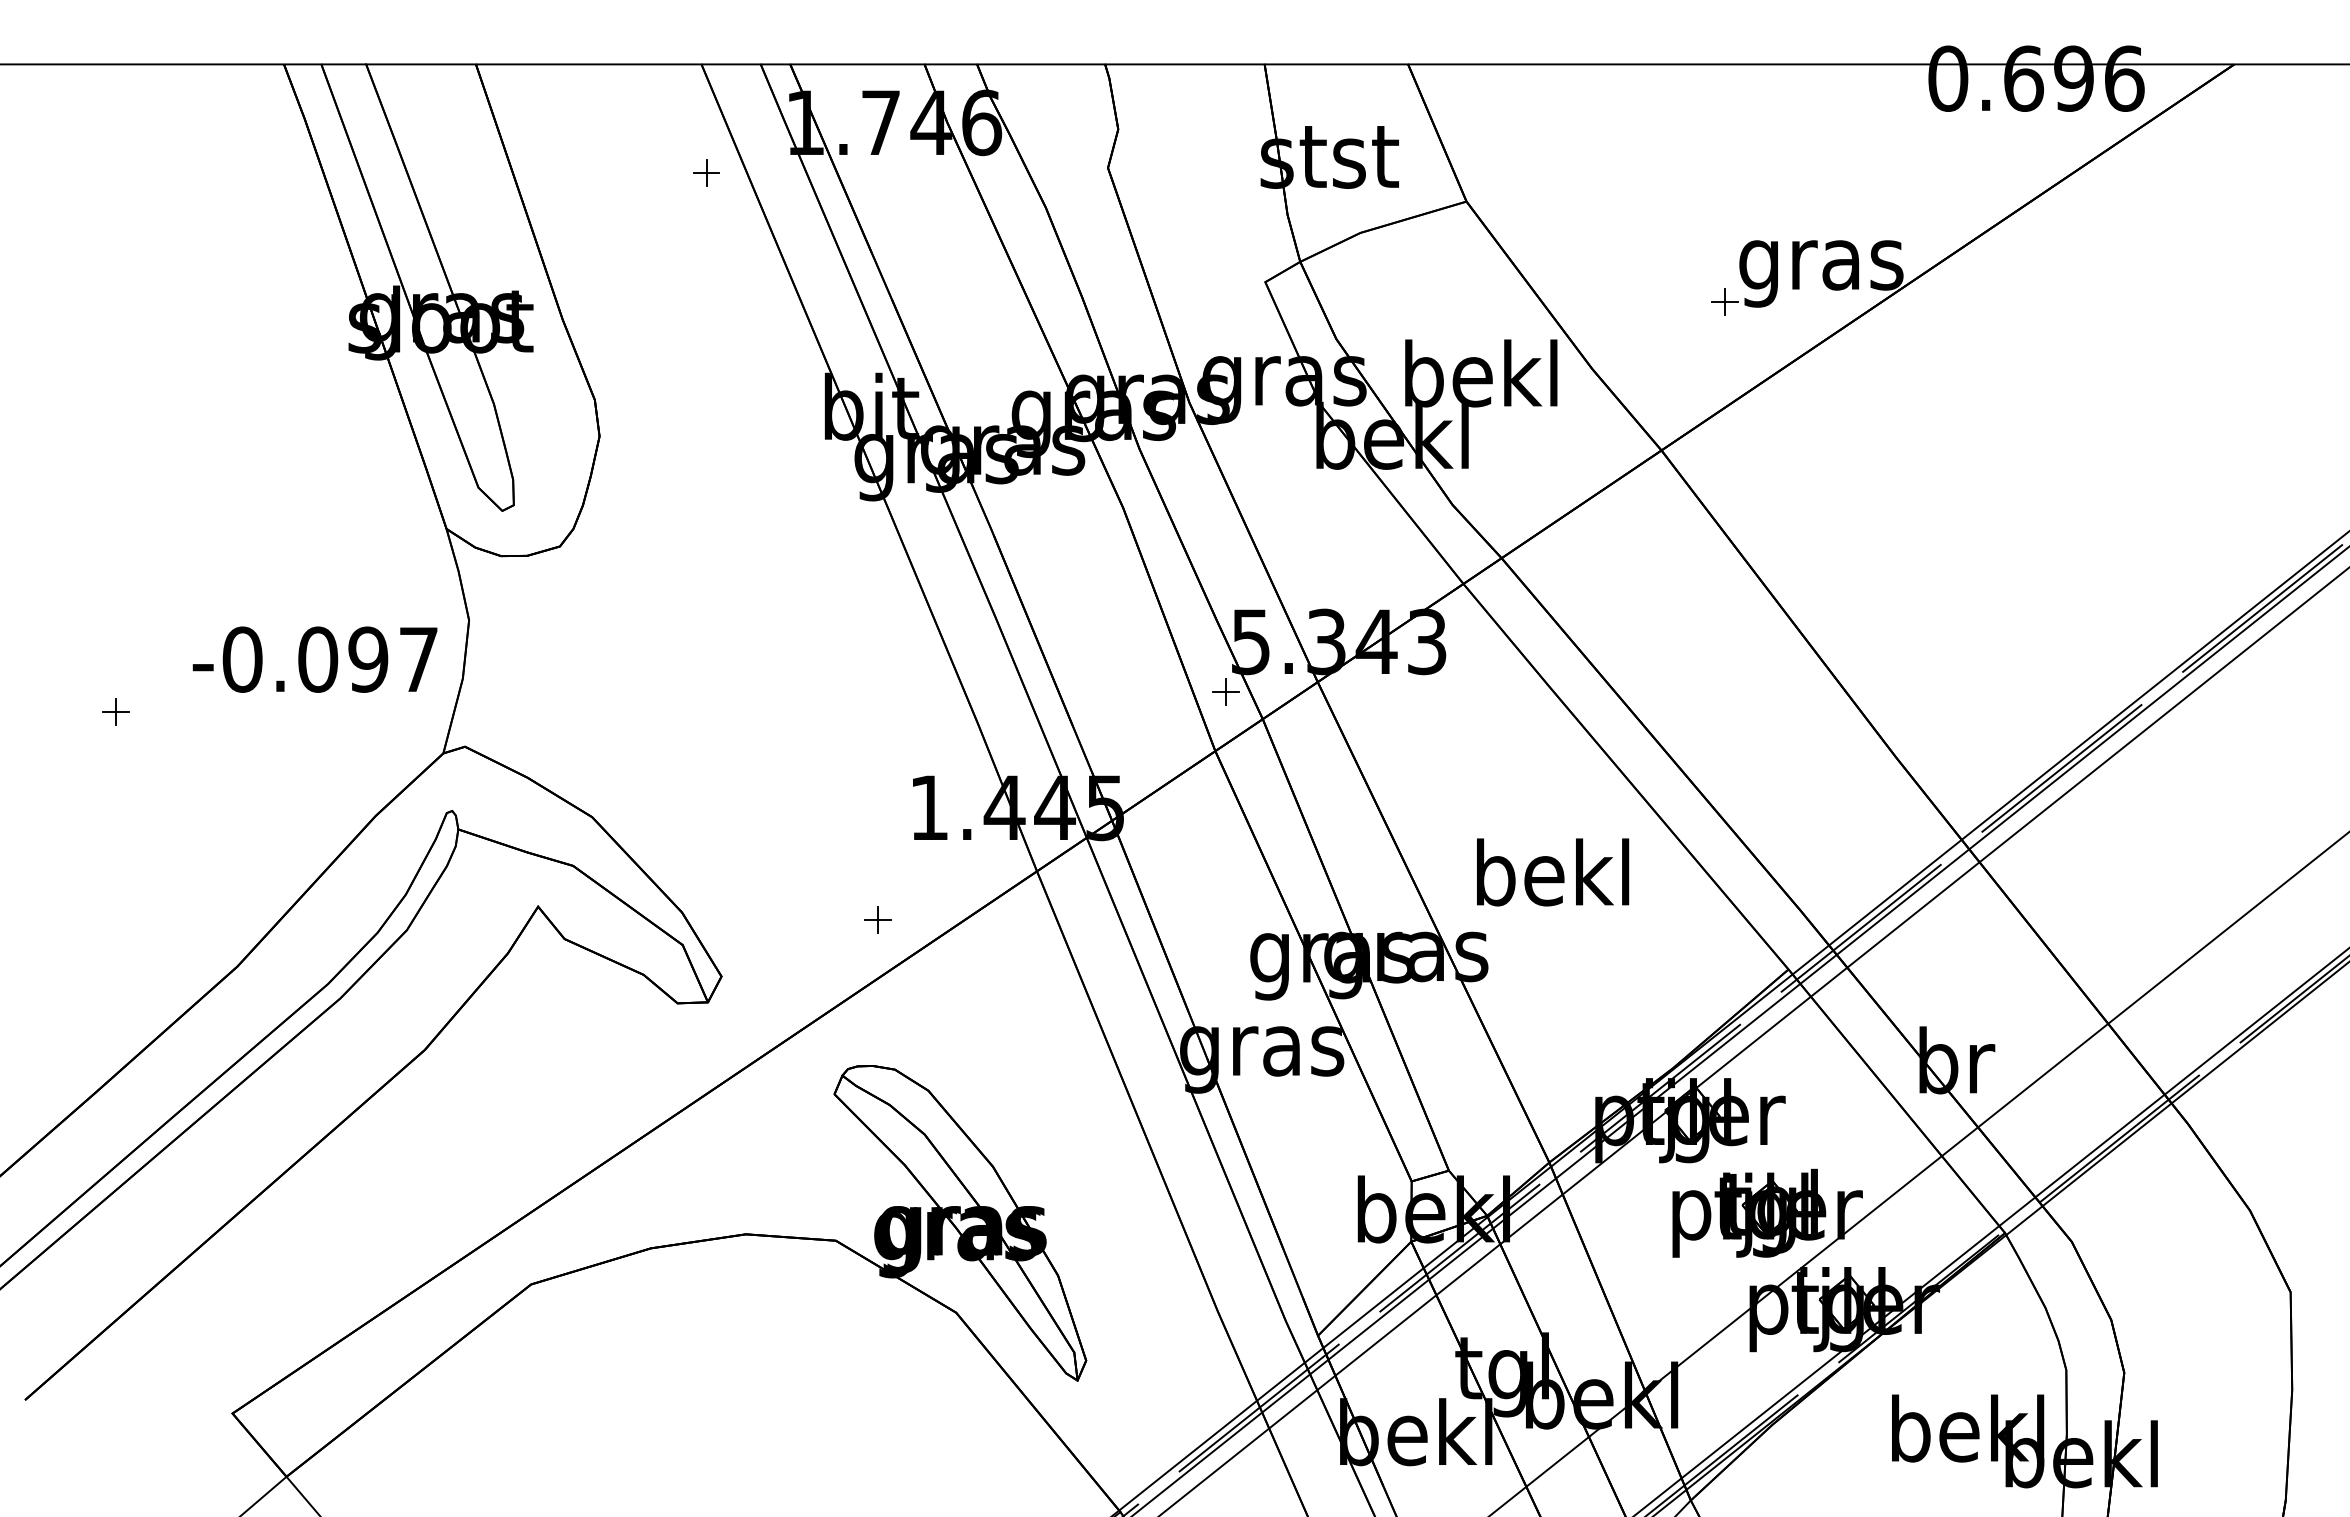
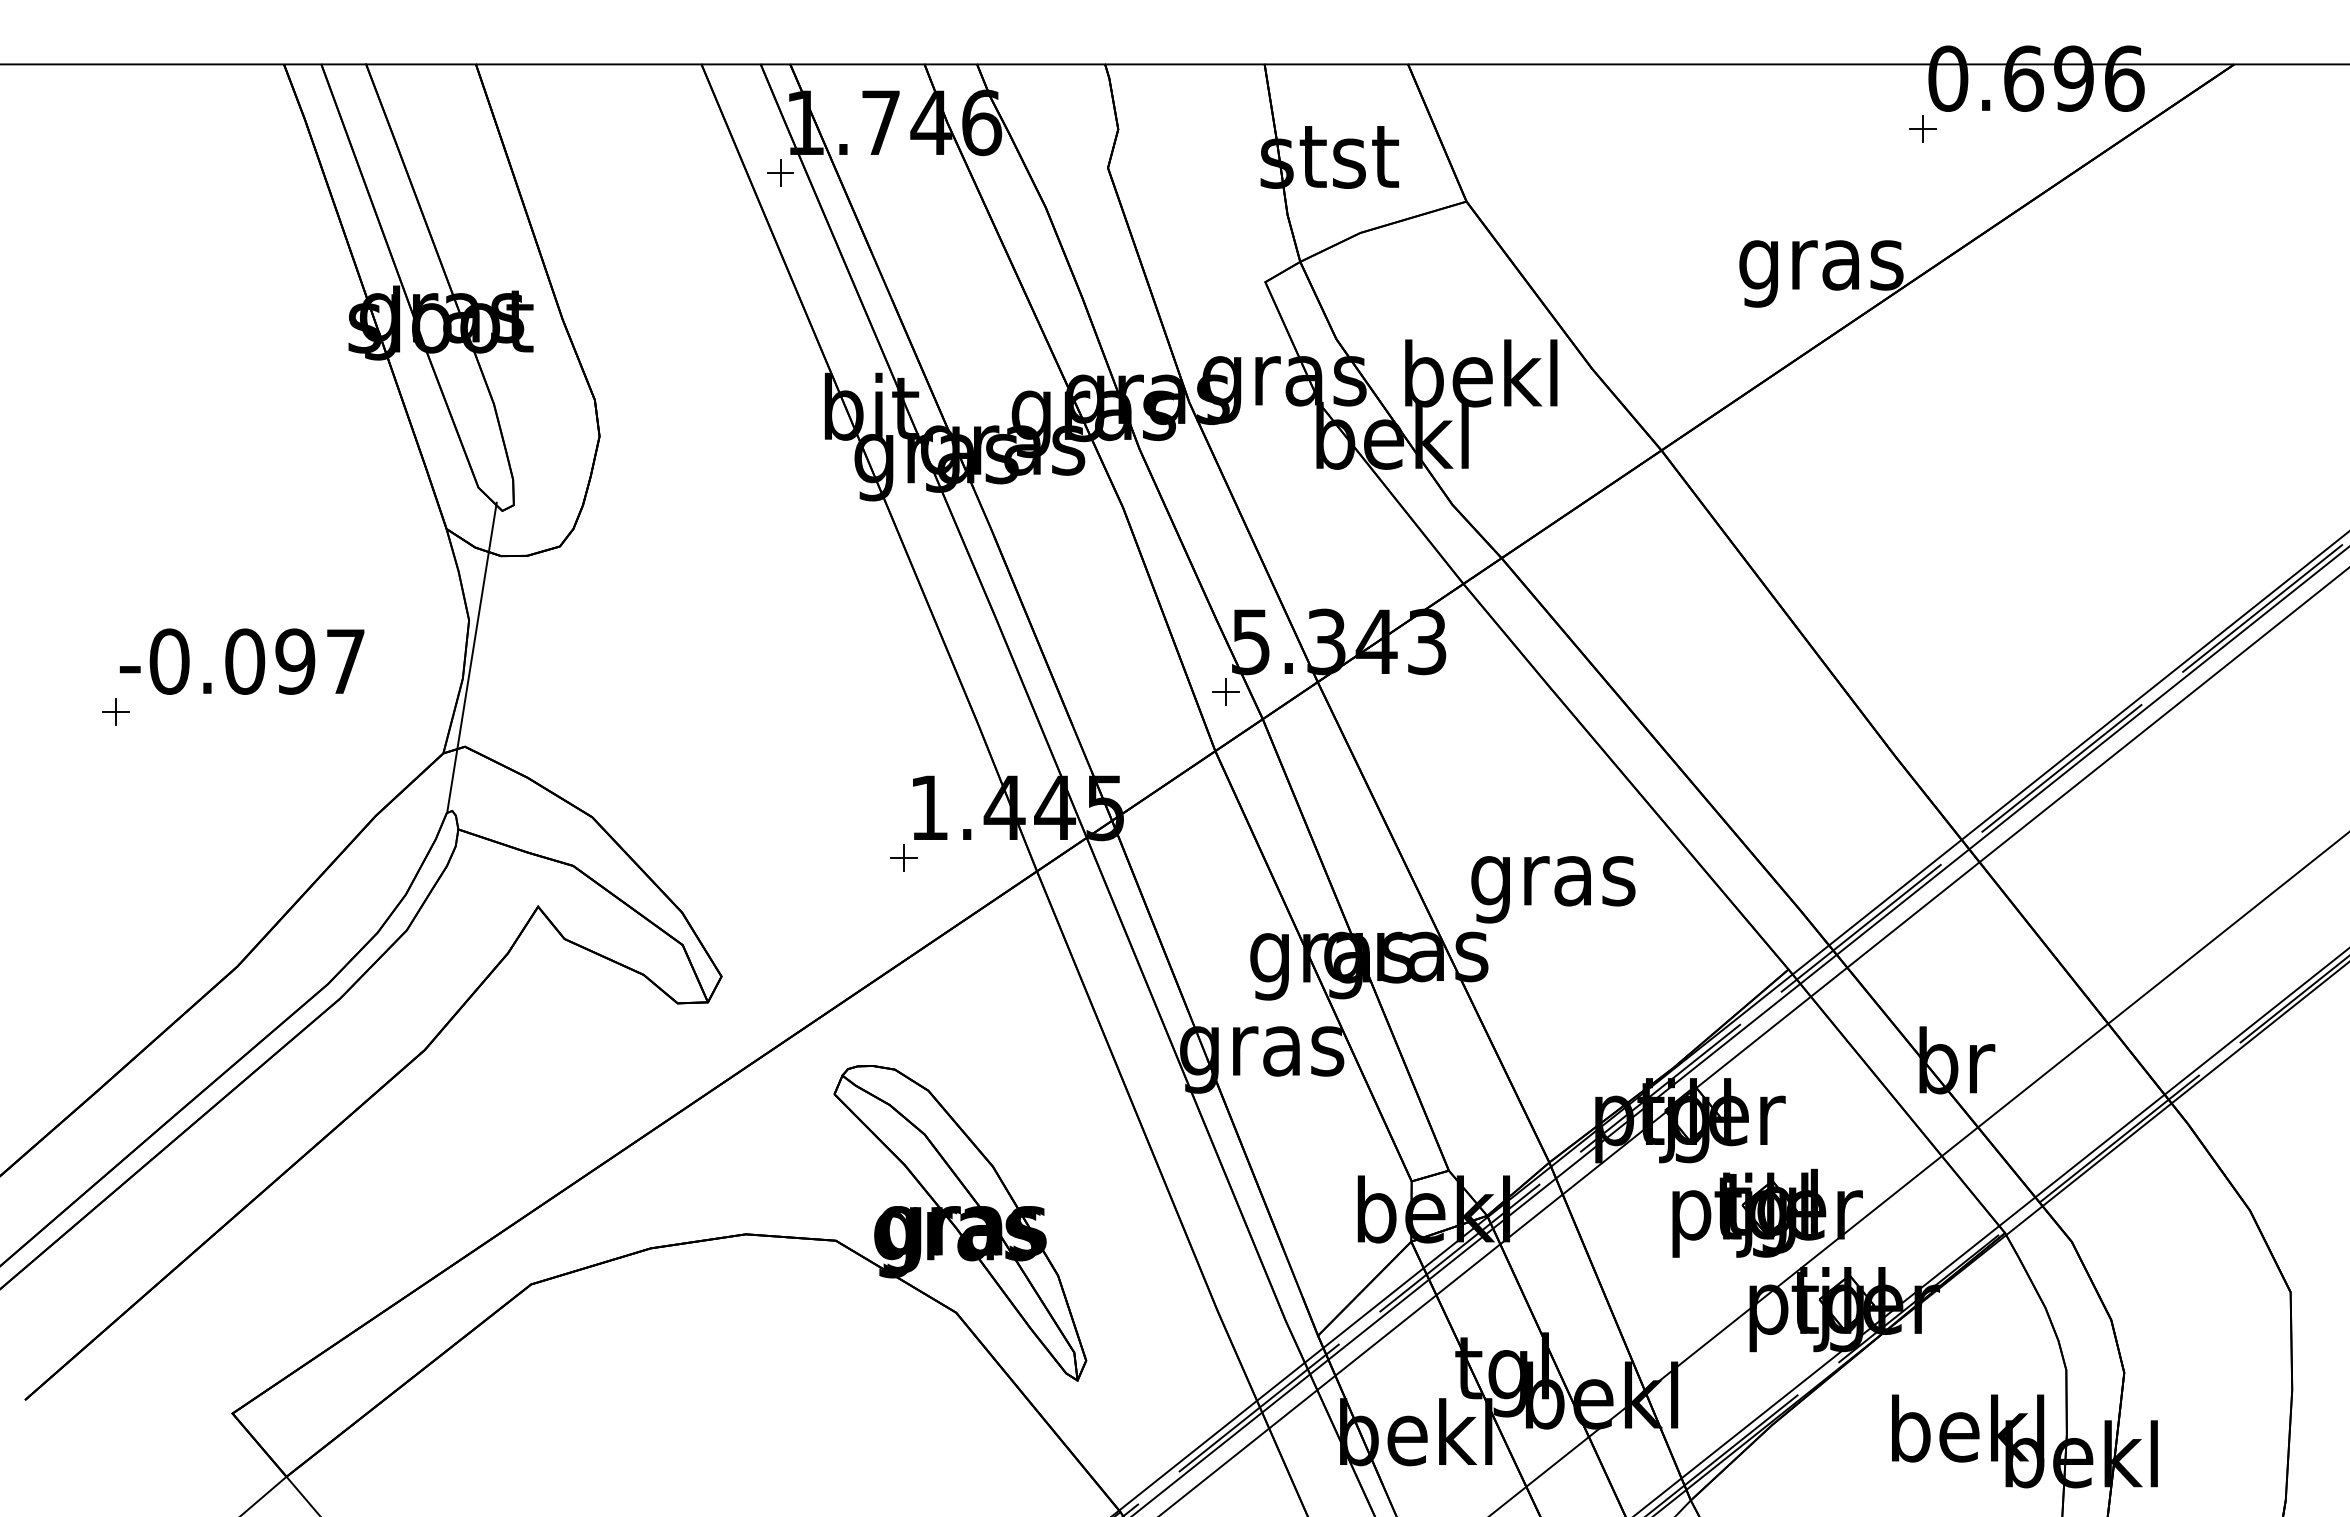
part position: (706, 172) -> (780, 172) (780, 172)
part position: (1724, 301) -> (1922, 128) (1922, 128)
line: none -> present (471, 656)
text position: (314, 659) -> (241, 661) (241, 661)
text: bekl -> gras (1553, 880)
part position: (877, 919) -> (903, 857) (903, 857)
